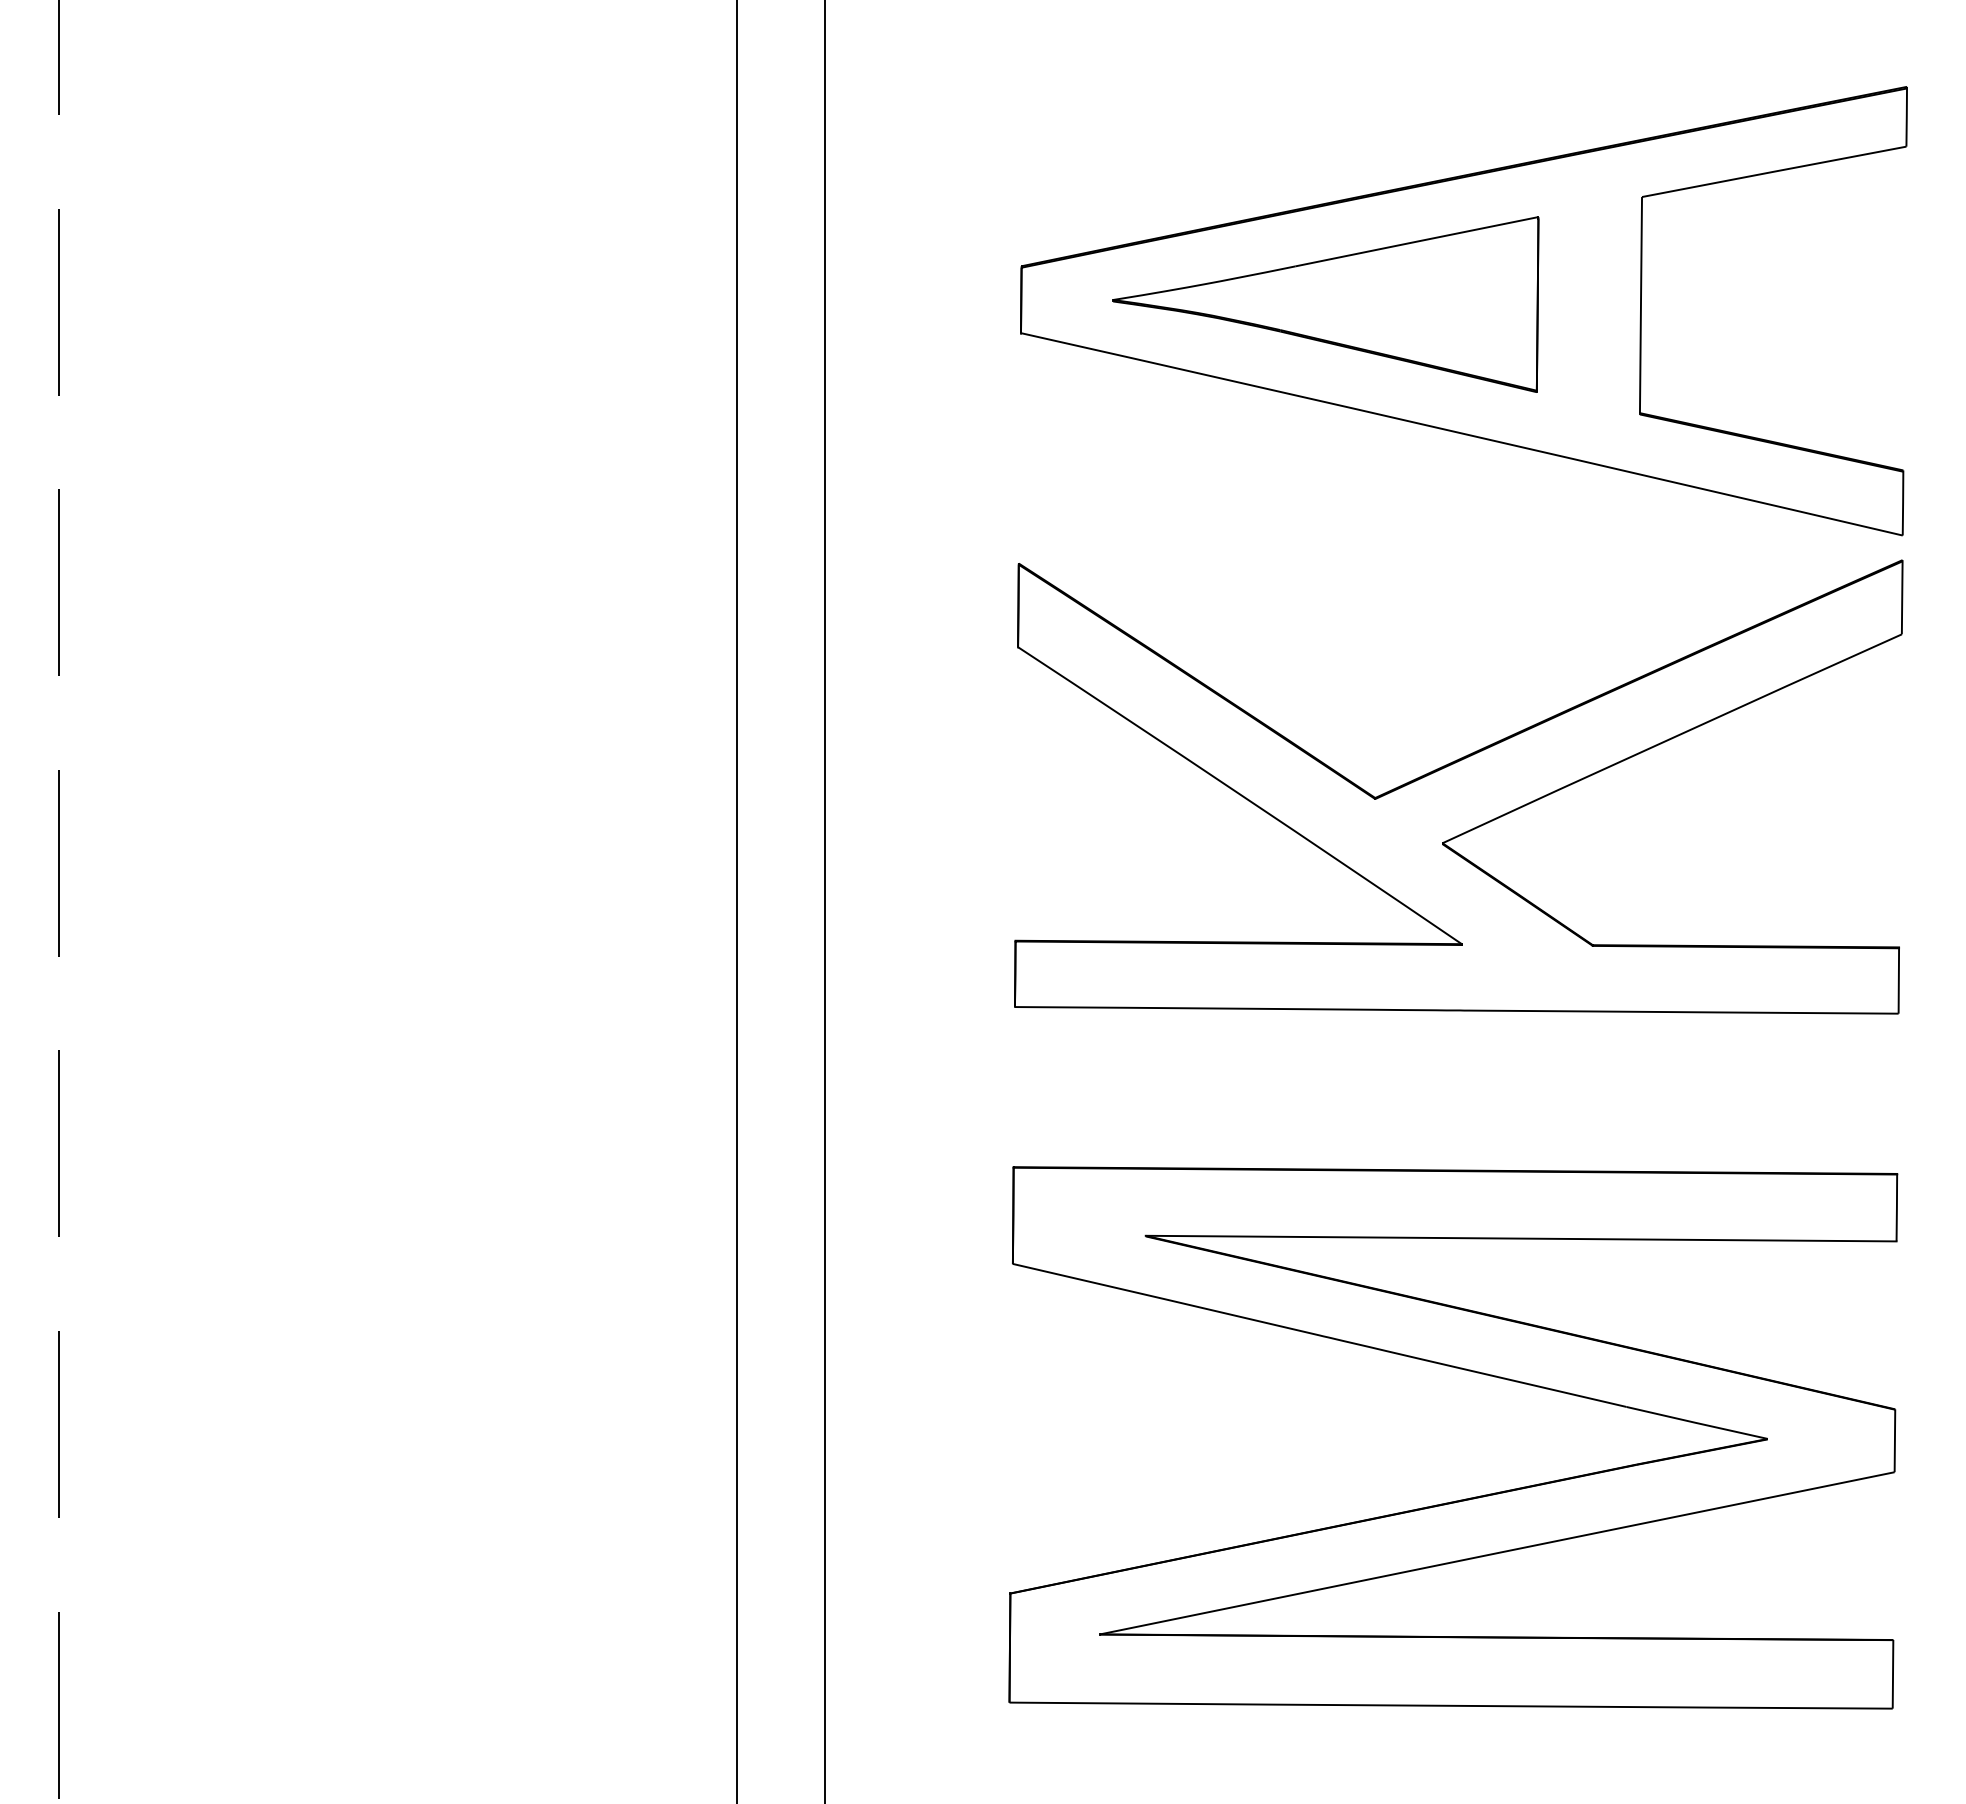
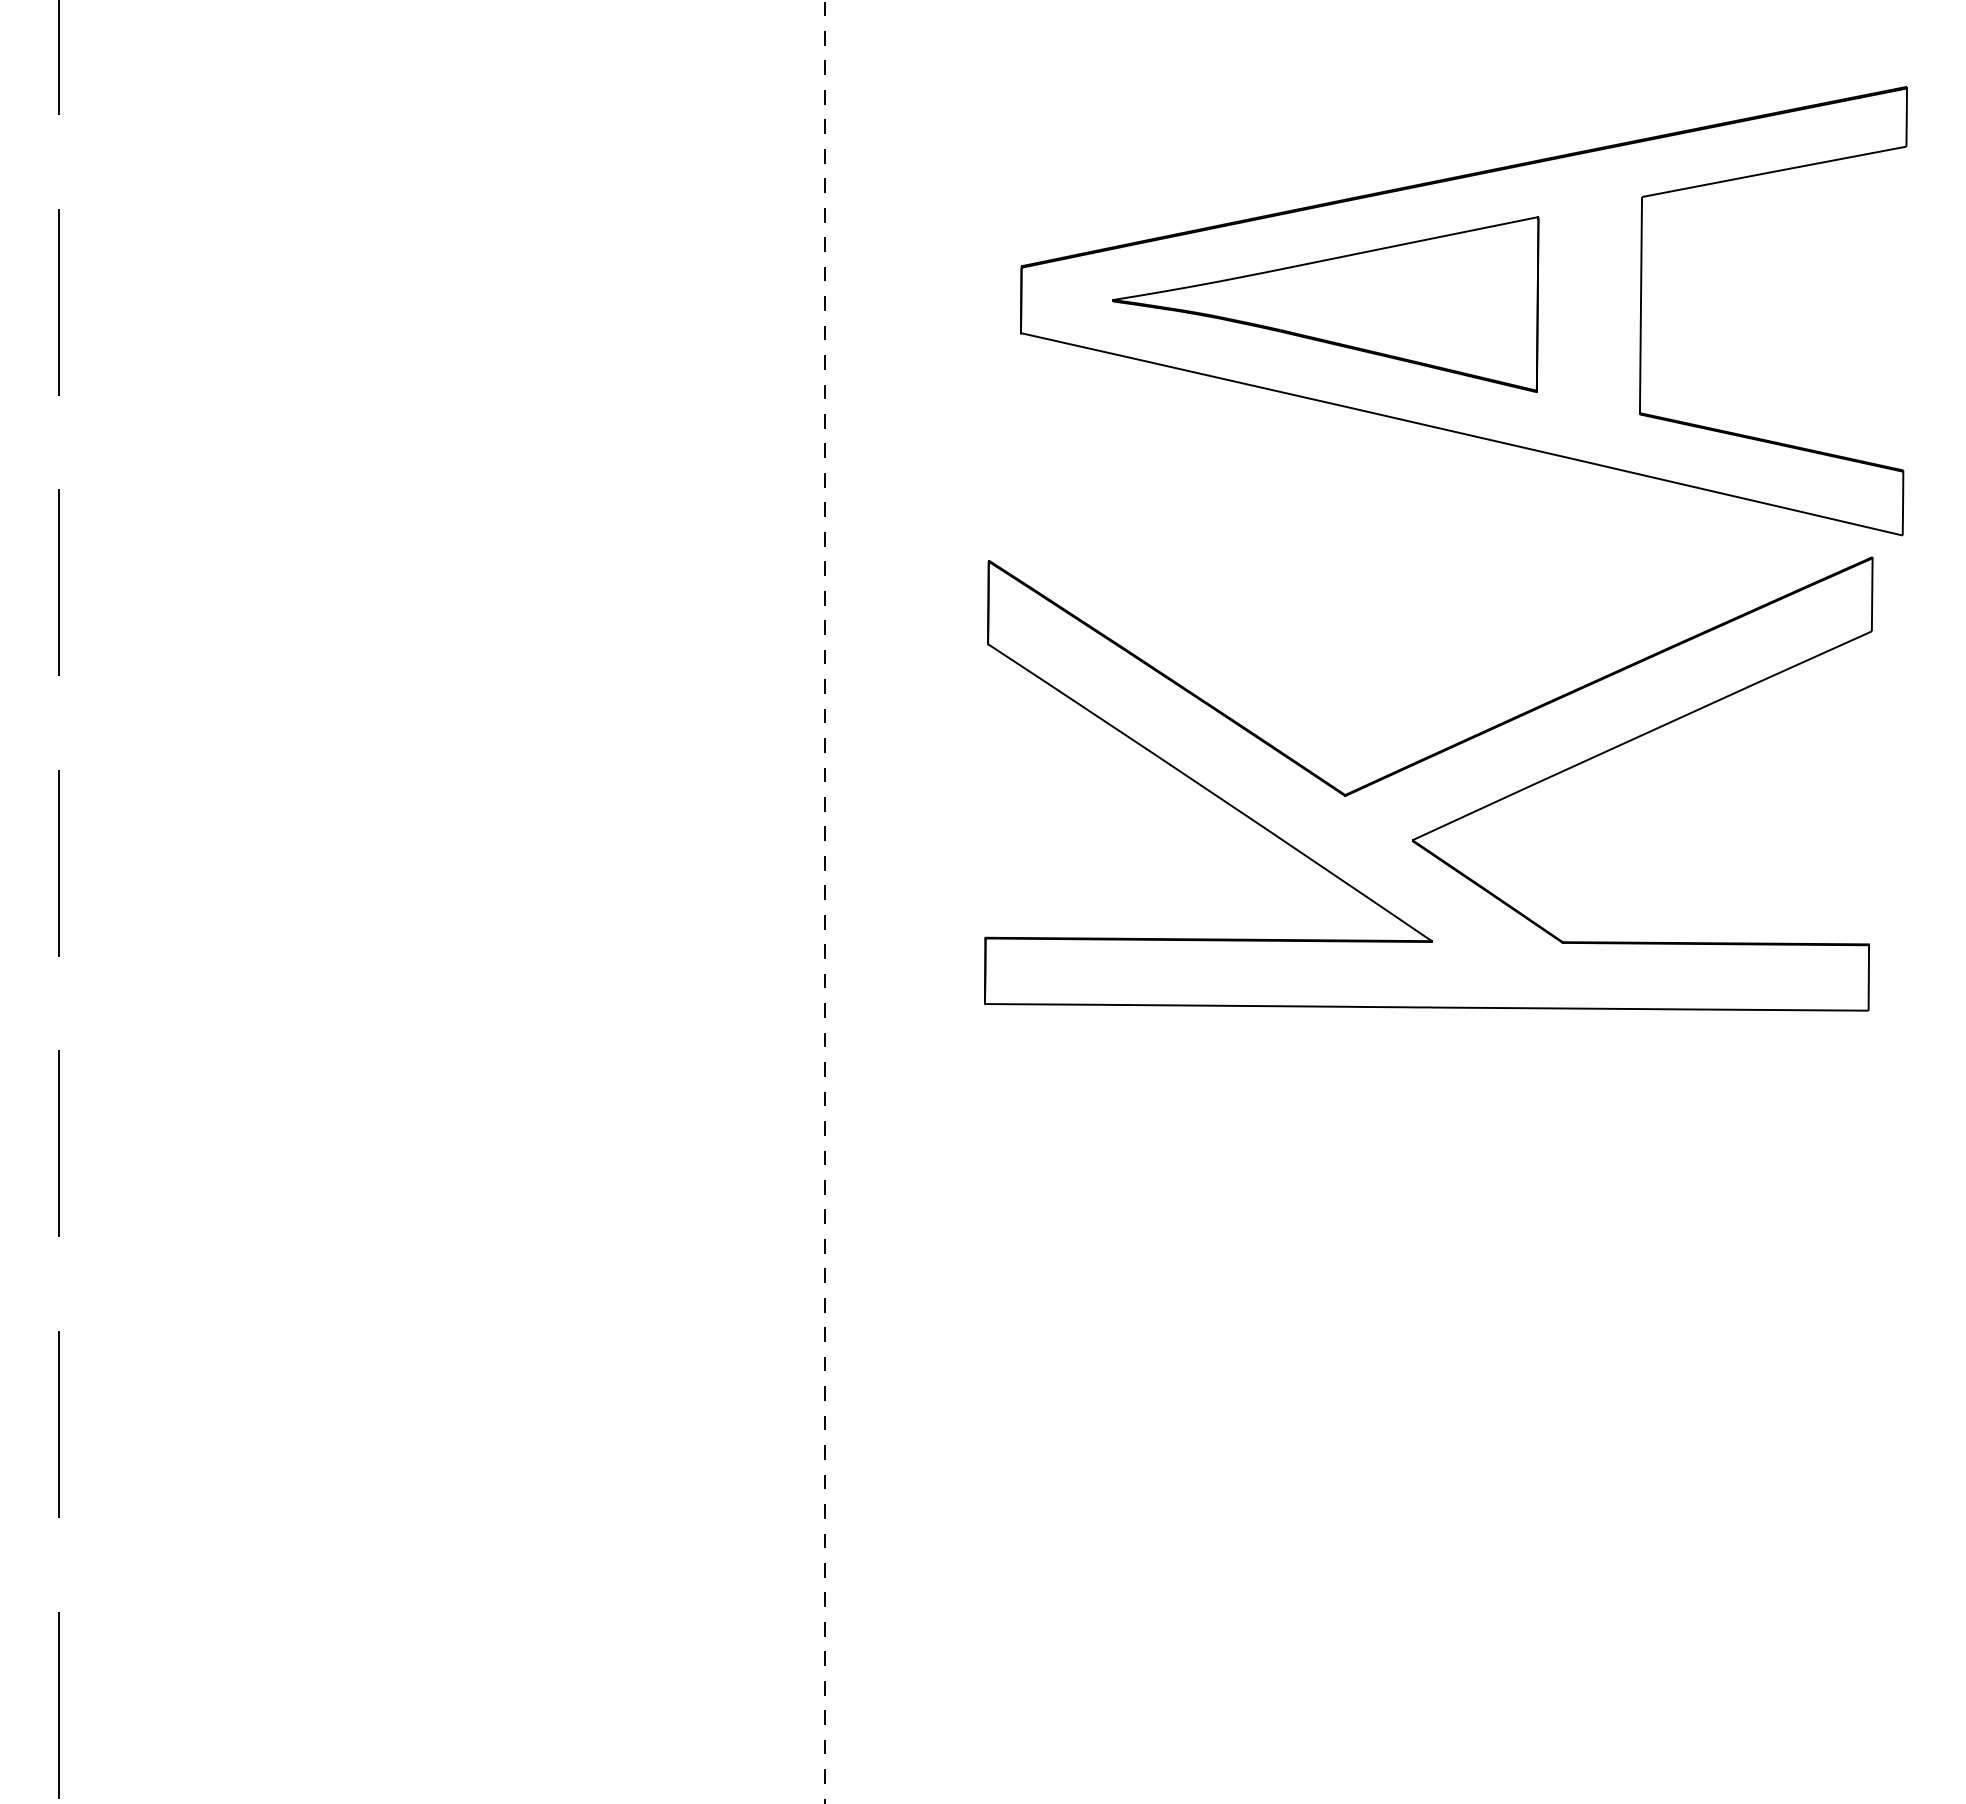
part position: (1458, 786) -> (1428, 783) (1428, 783)
line: present -> none (736, 901)
line: solid -> dashed (824, 901)
part: present -> none (1465, 1498)
